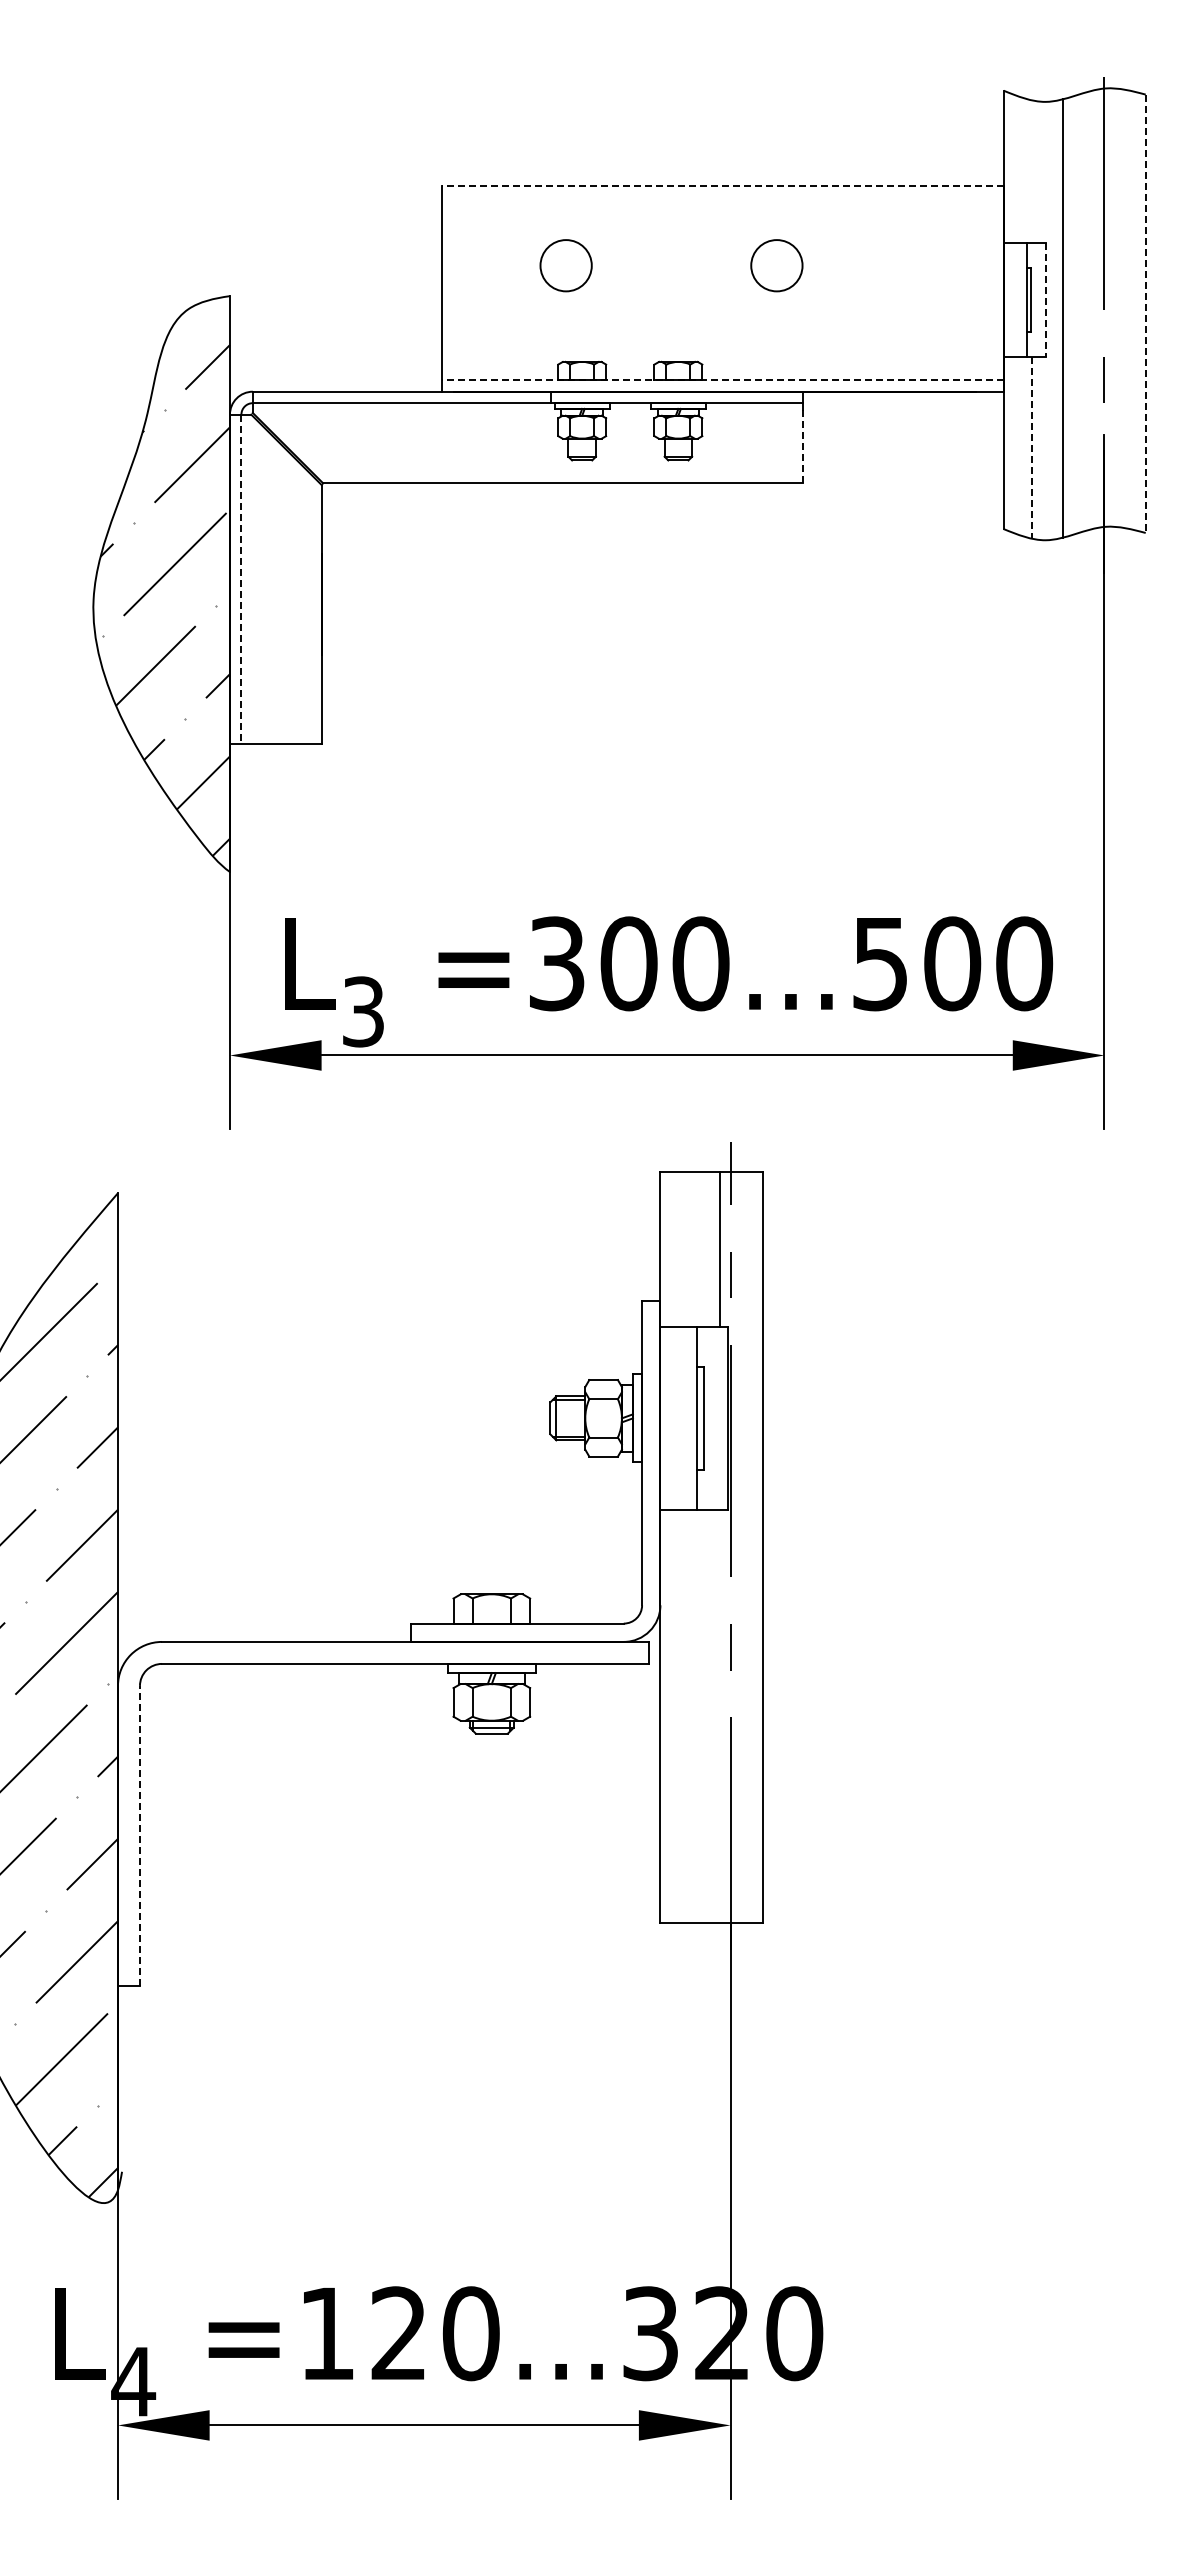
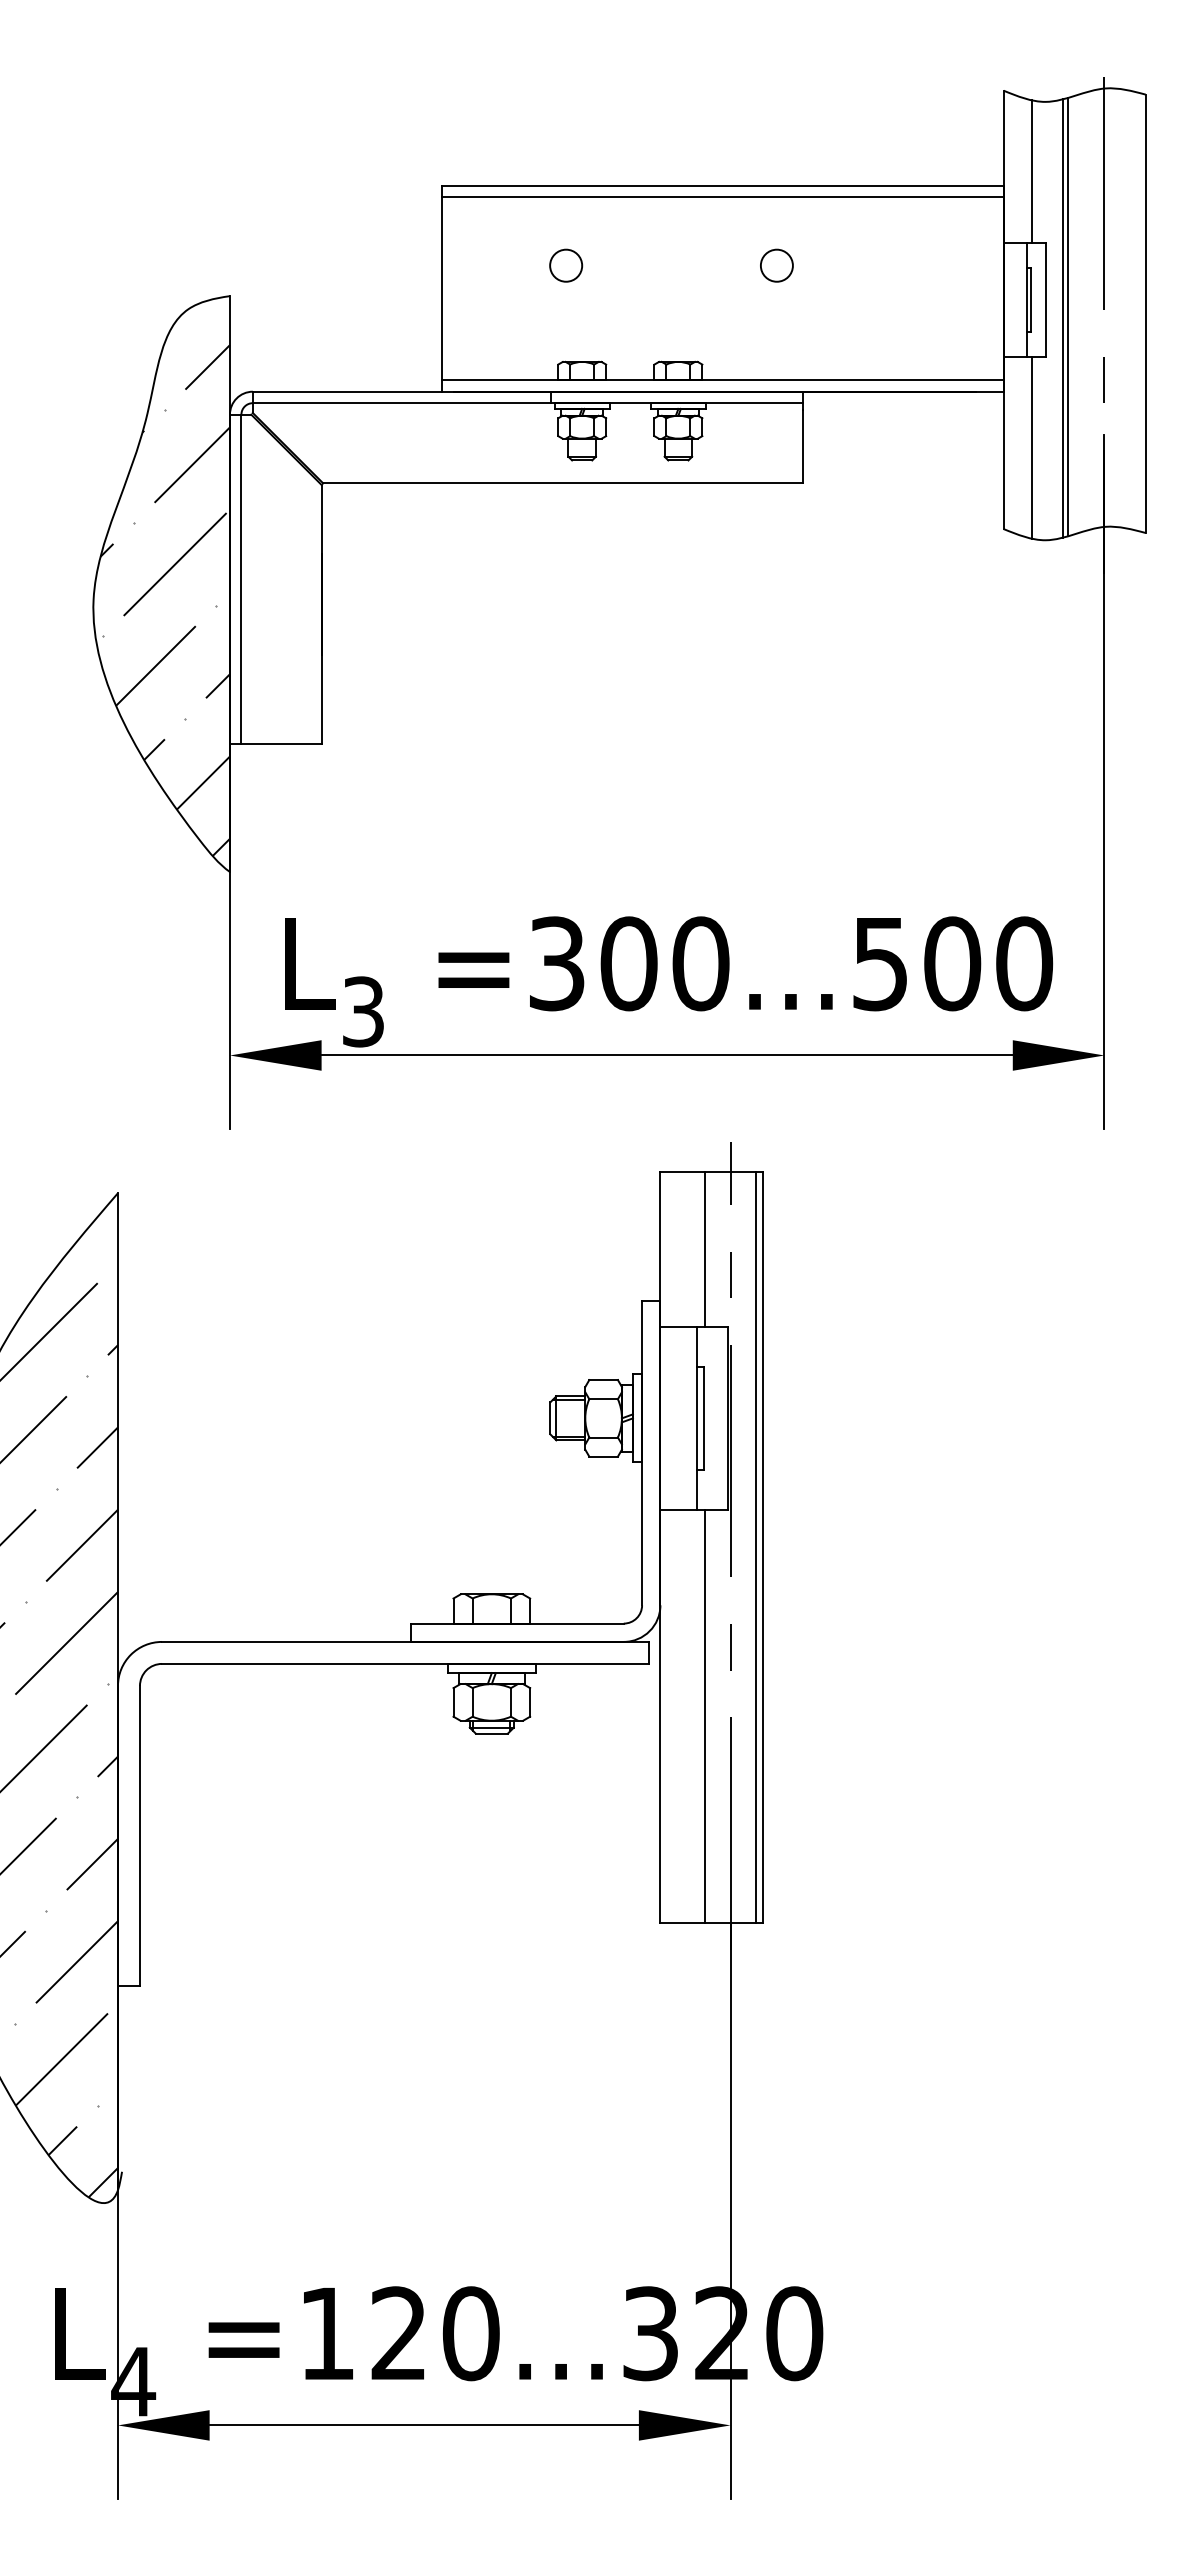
line: none -> present (1031, 171)
line: dashed -> solid (723, 185)
line: none -> present (722, 197)
circle diameter: 51 px -> 32 px (566, 265)
circle diameter: 51 px -> 32 px (776, 265)
line: dashed -> solid (1046, 300)
line: dashed -> solid (1145, 314)
line: none -> present (1067, 317)
line: dashed -> solid (723, 380)
line: dashed -> solid (802, 446)
line: dashed -> solid (1031, 448)
line: dashed -> solid (241, 579)
line position: (720, 1248) -> (705, 1248) (705, 1248)
line: none -> present (755, 1546)
line: none -> present (705, 1715)
line: dashed -> solid (139, 1835)
